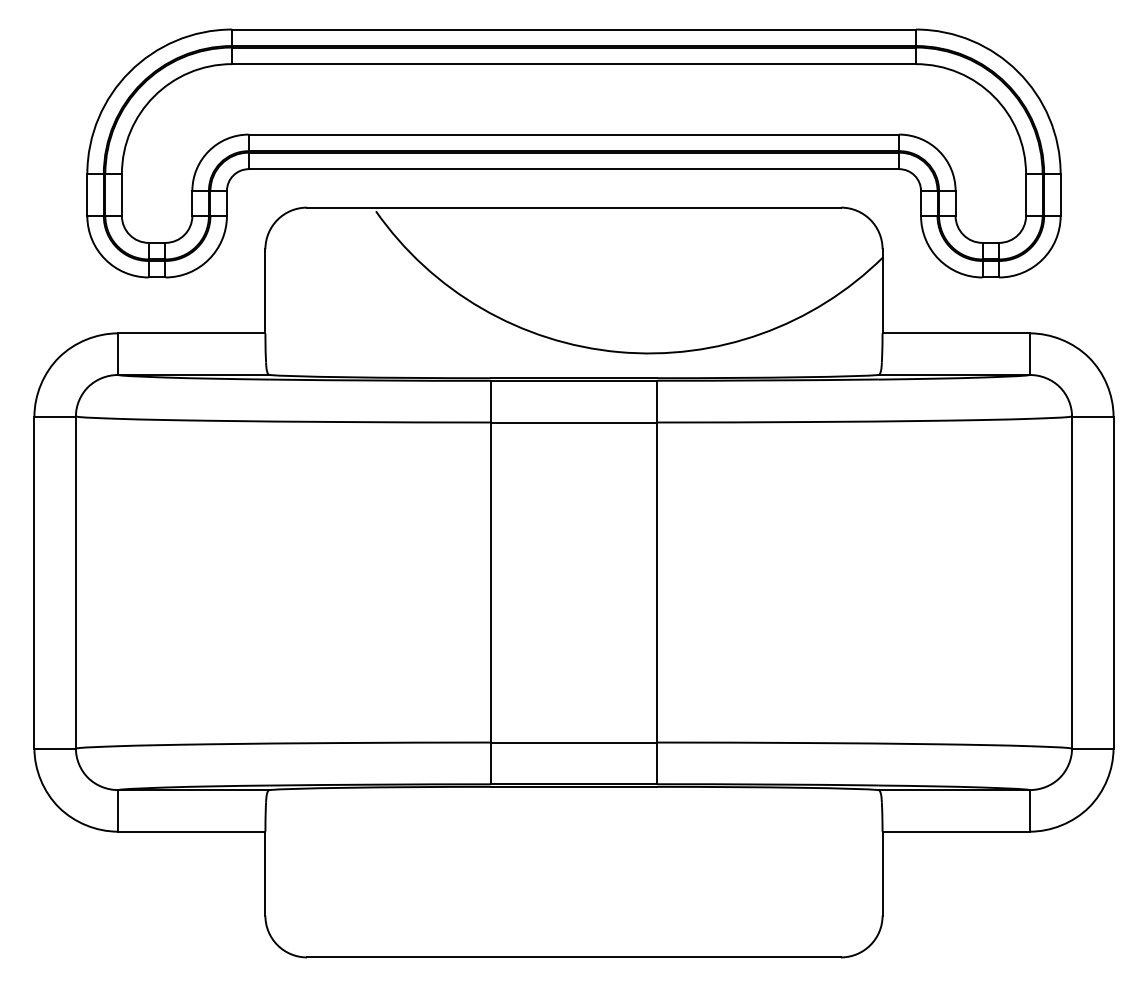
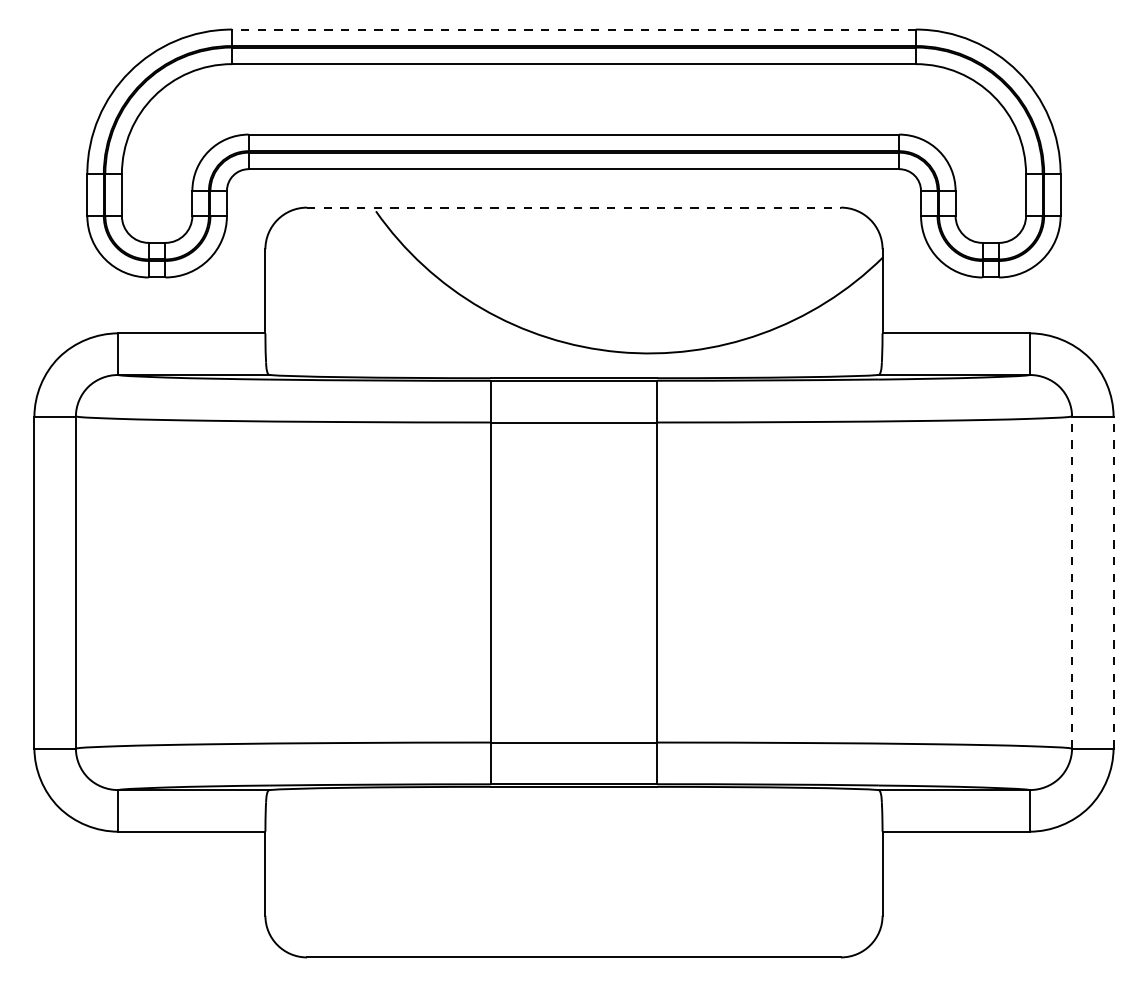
line: solid -> dashed (574, 29)
line: solid -> dashed (573, 207)
line: solid -> dashed (1072, 582)
line: solid -> dashed (1113, 582)
